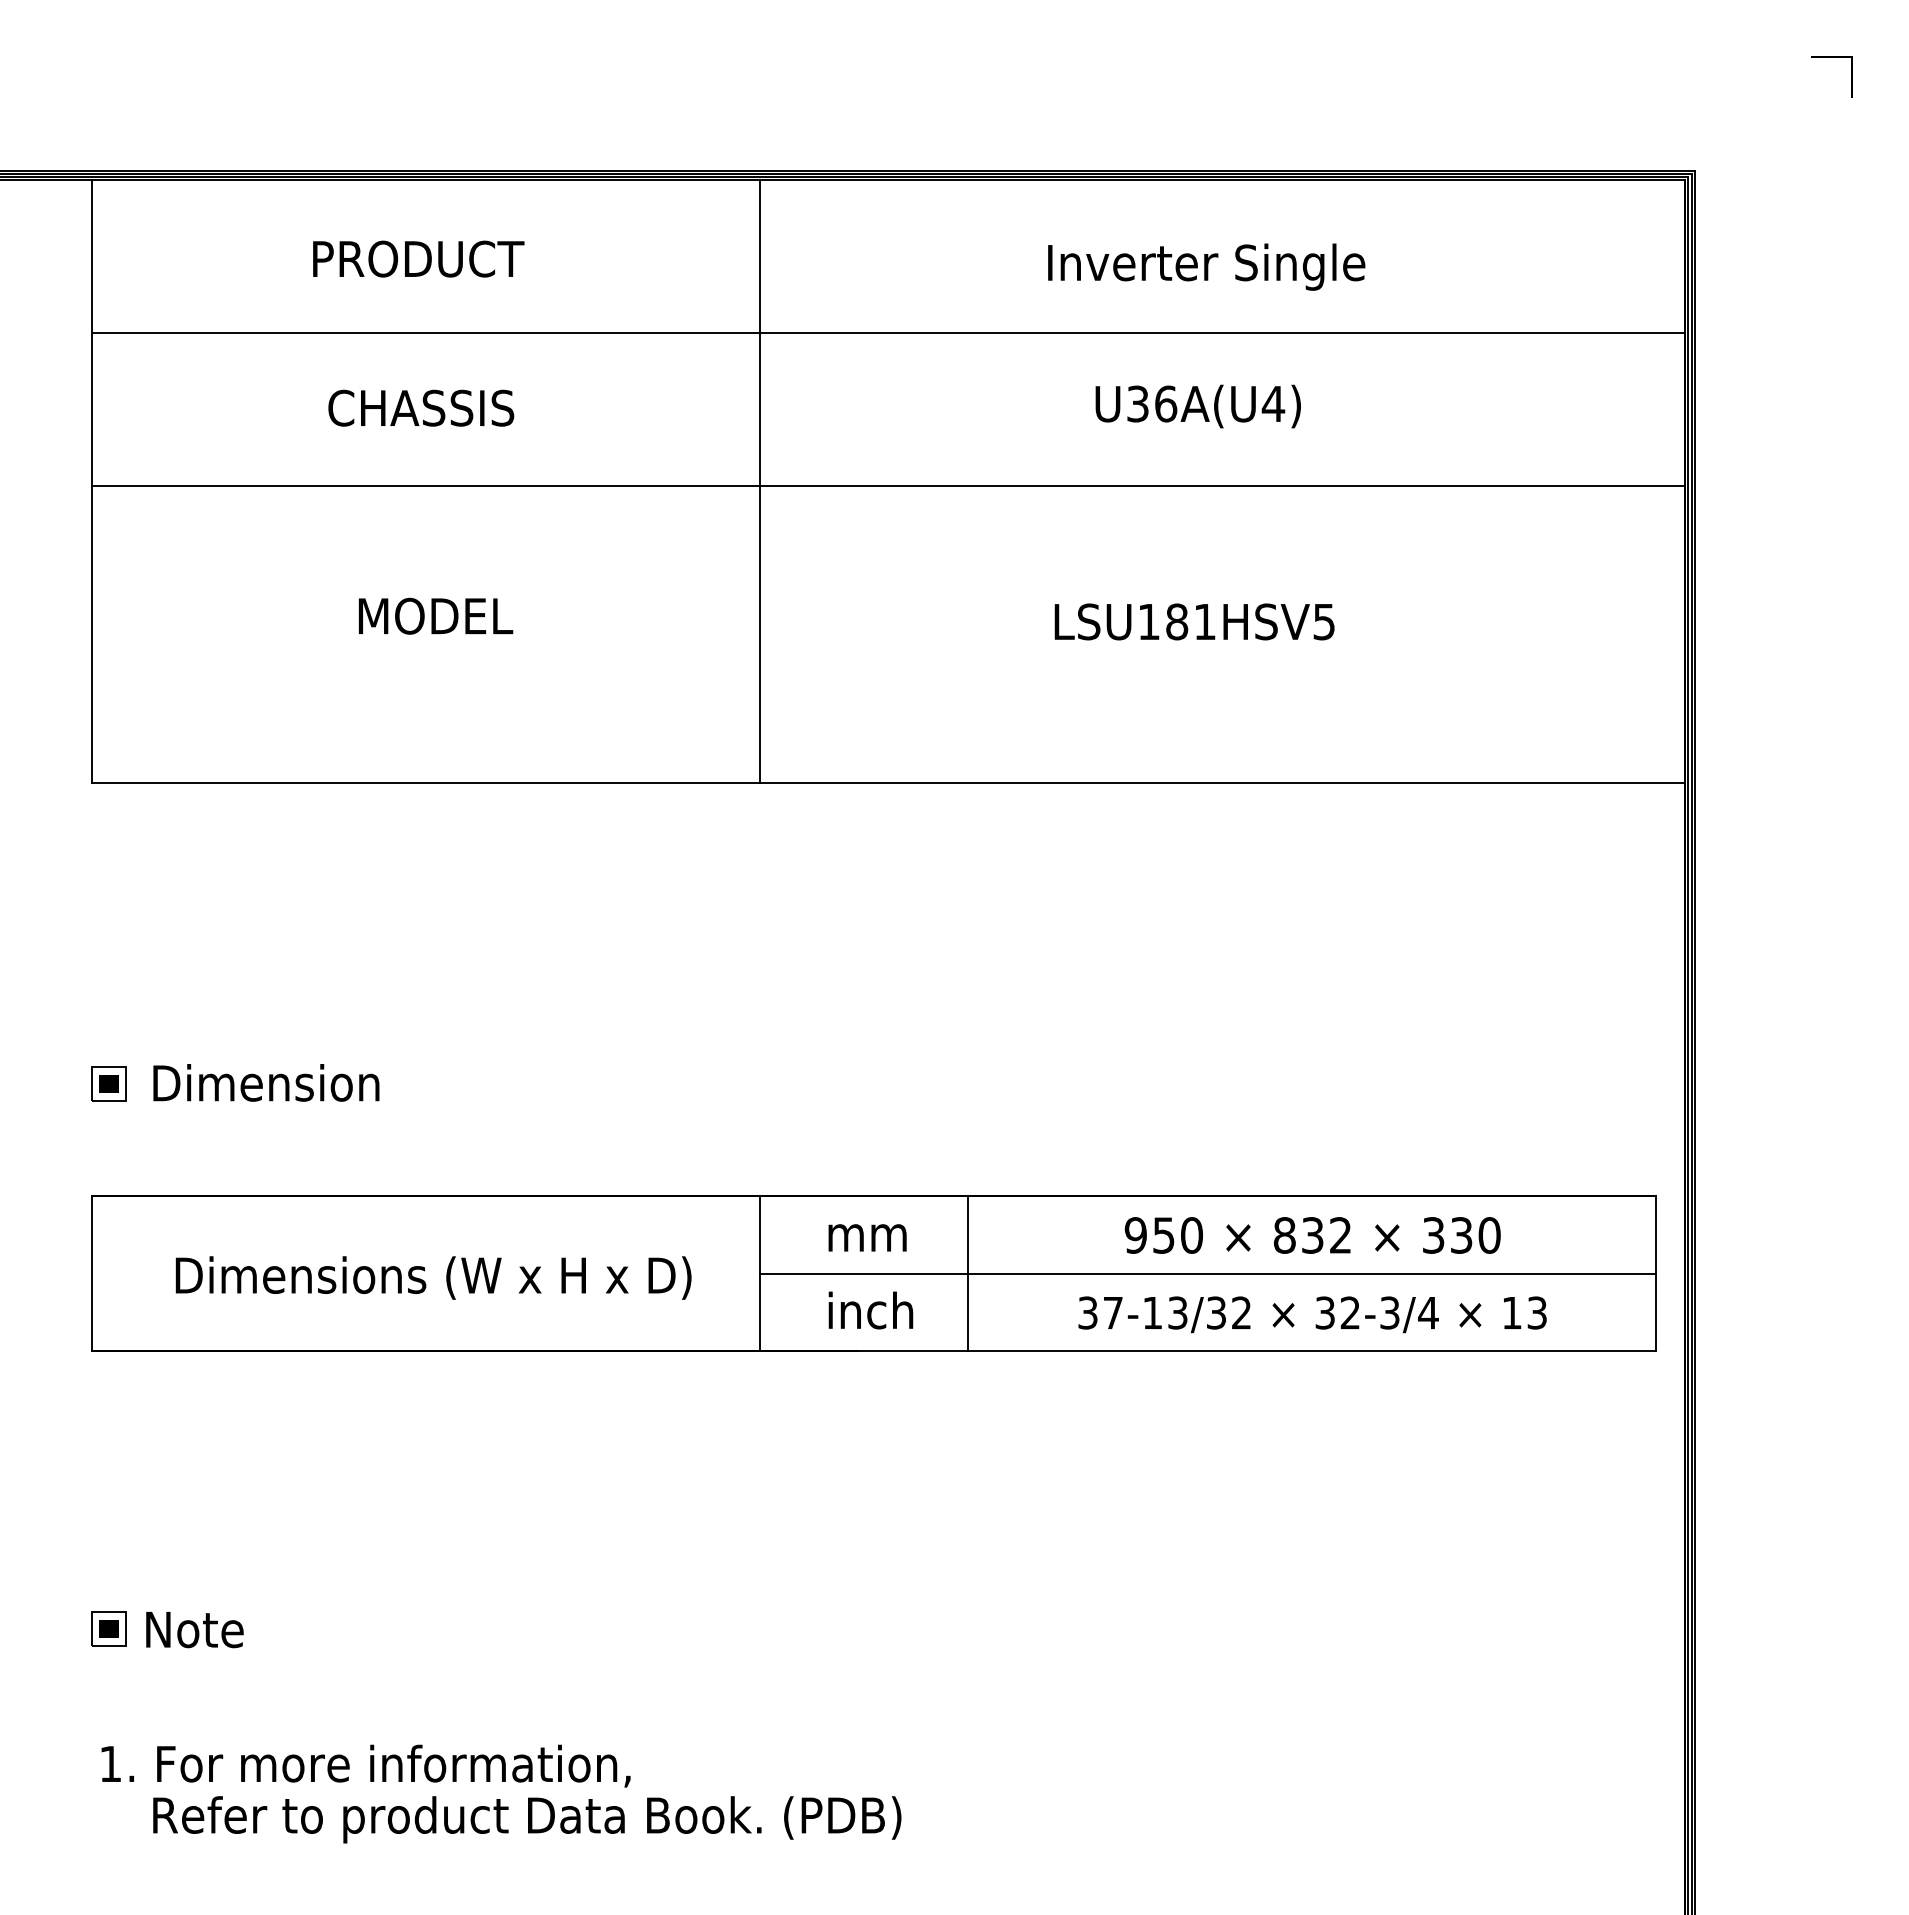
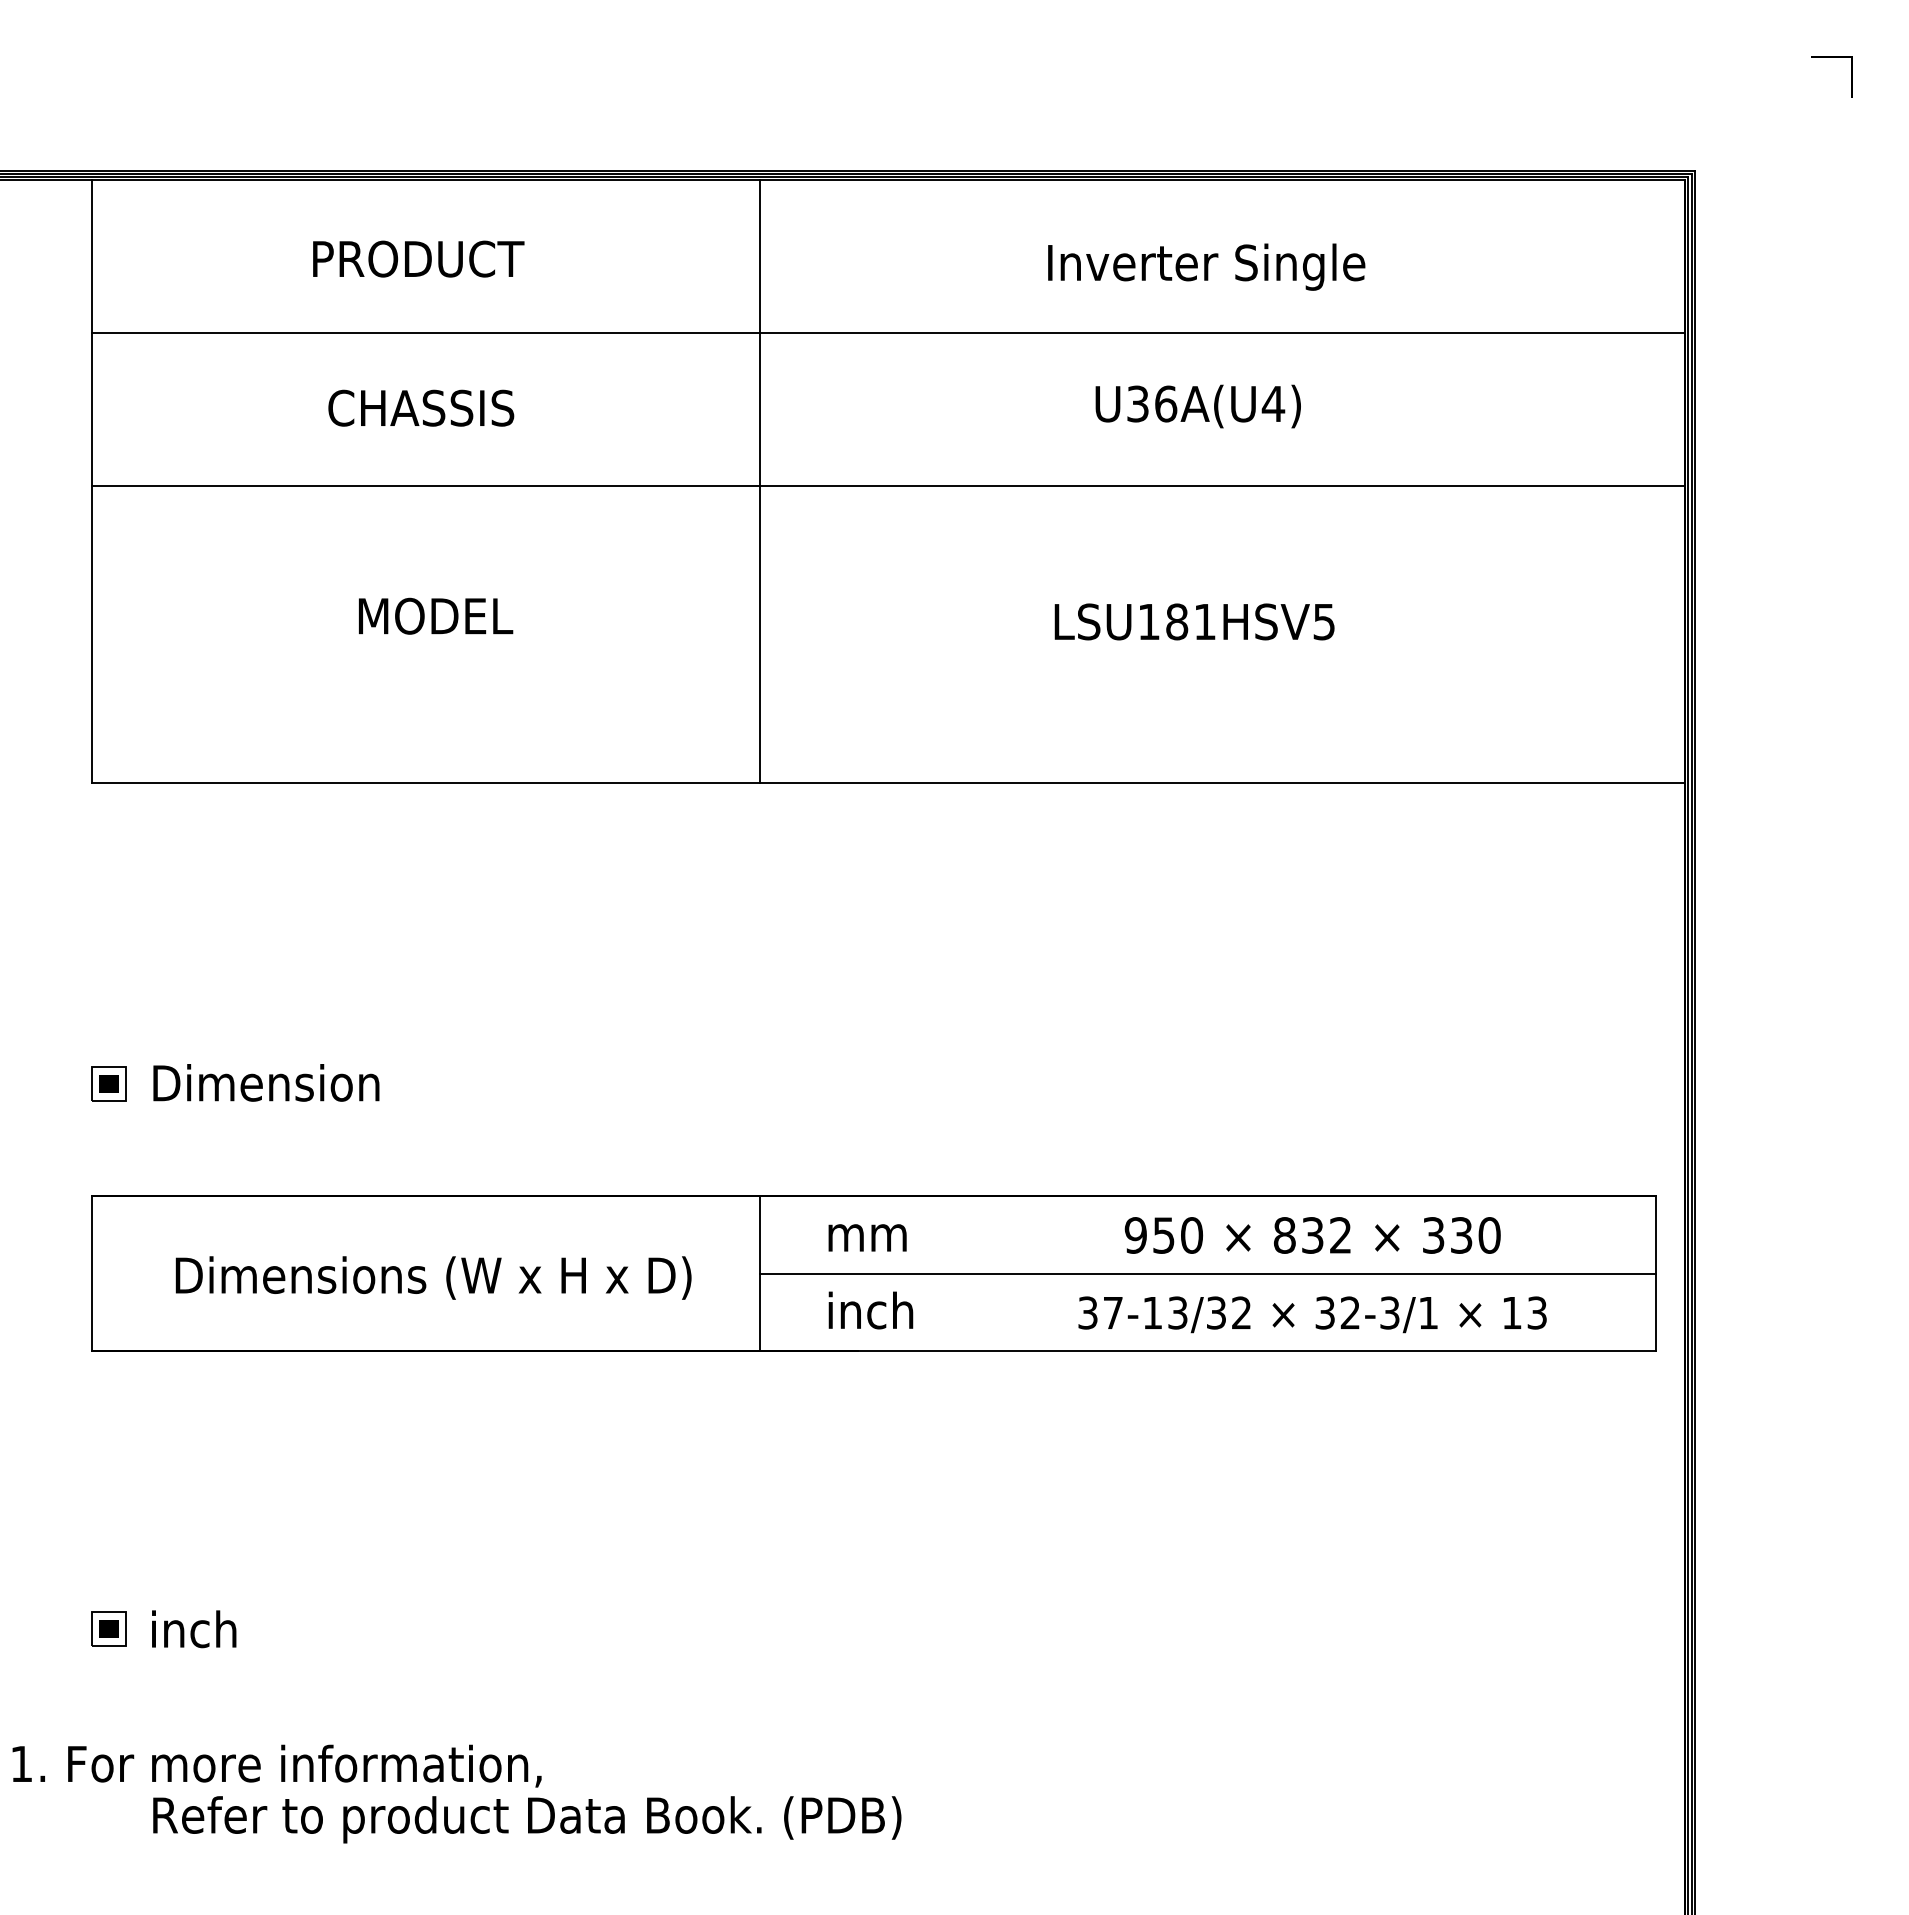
line: present -> none (968, 1273)
text: 32-3/4 -> 32-3/1 (1428, 1312)
text: Note -> inch (194, 1629)
text position: (365, 1765) -> (276, 1765) (276, 1765)
